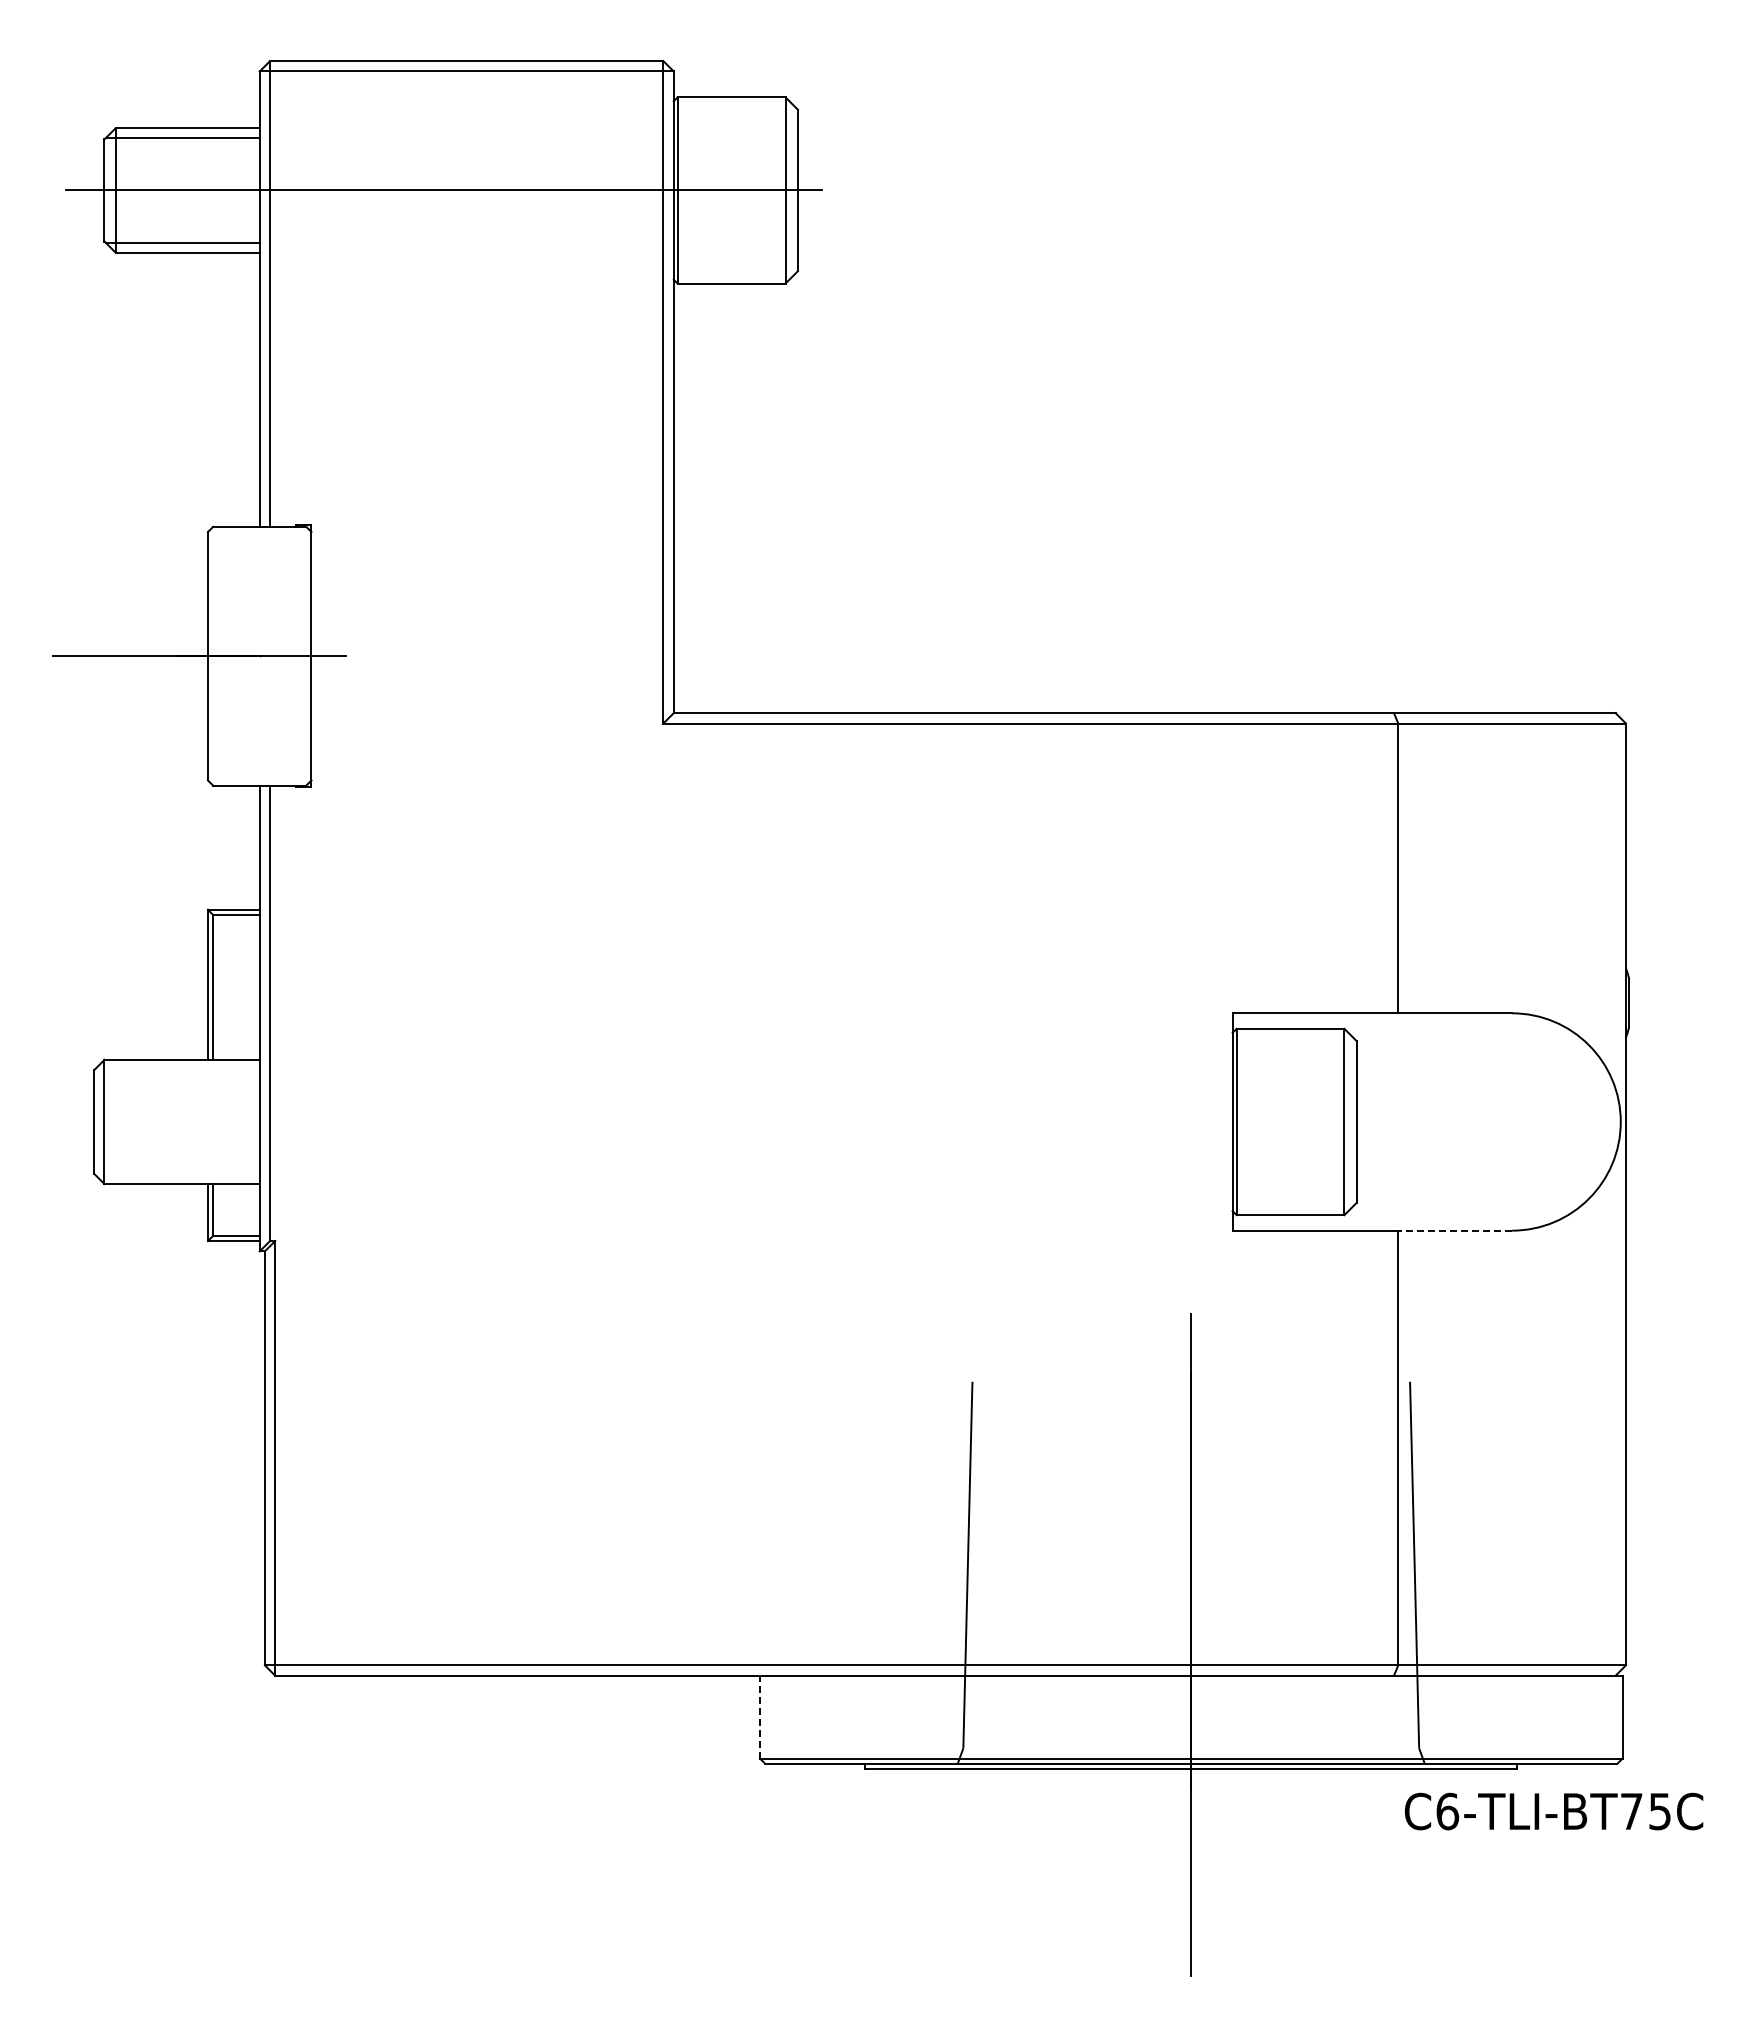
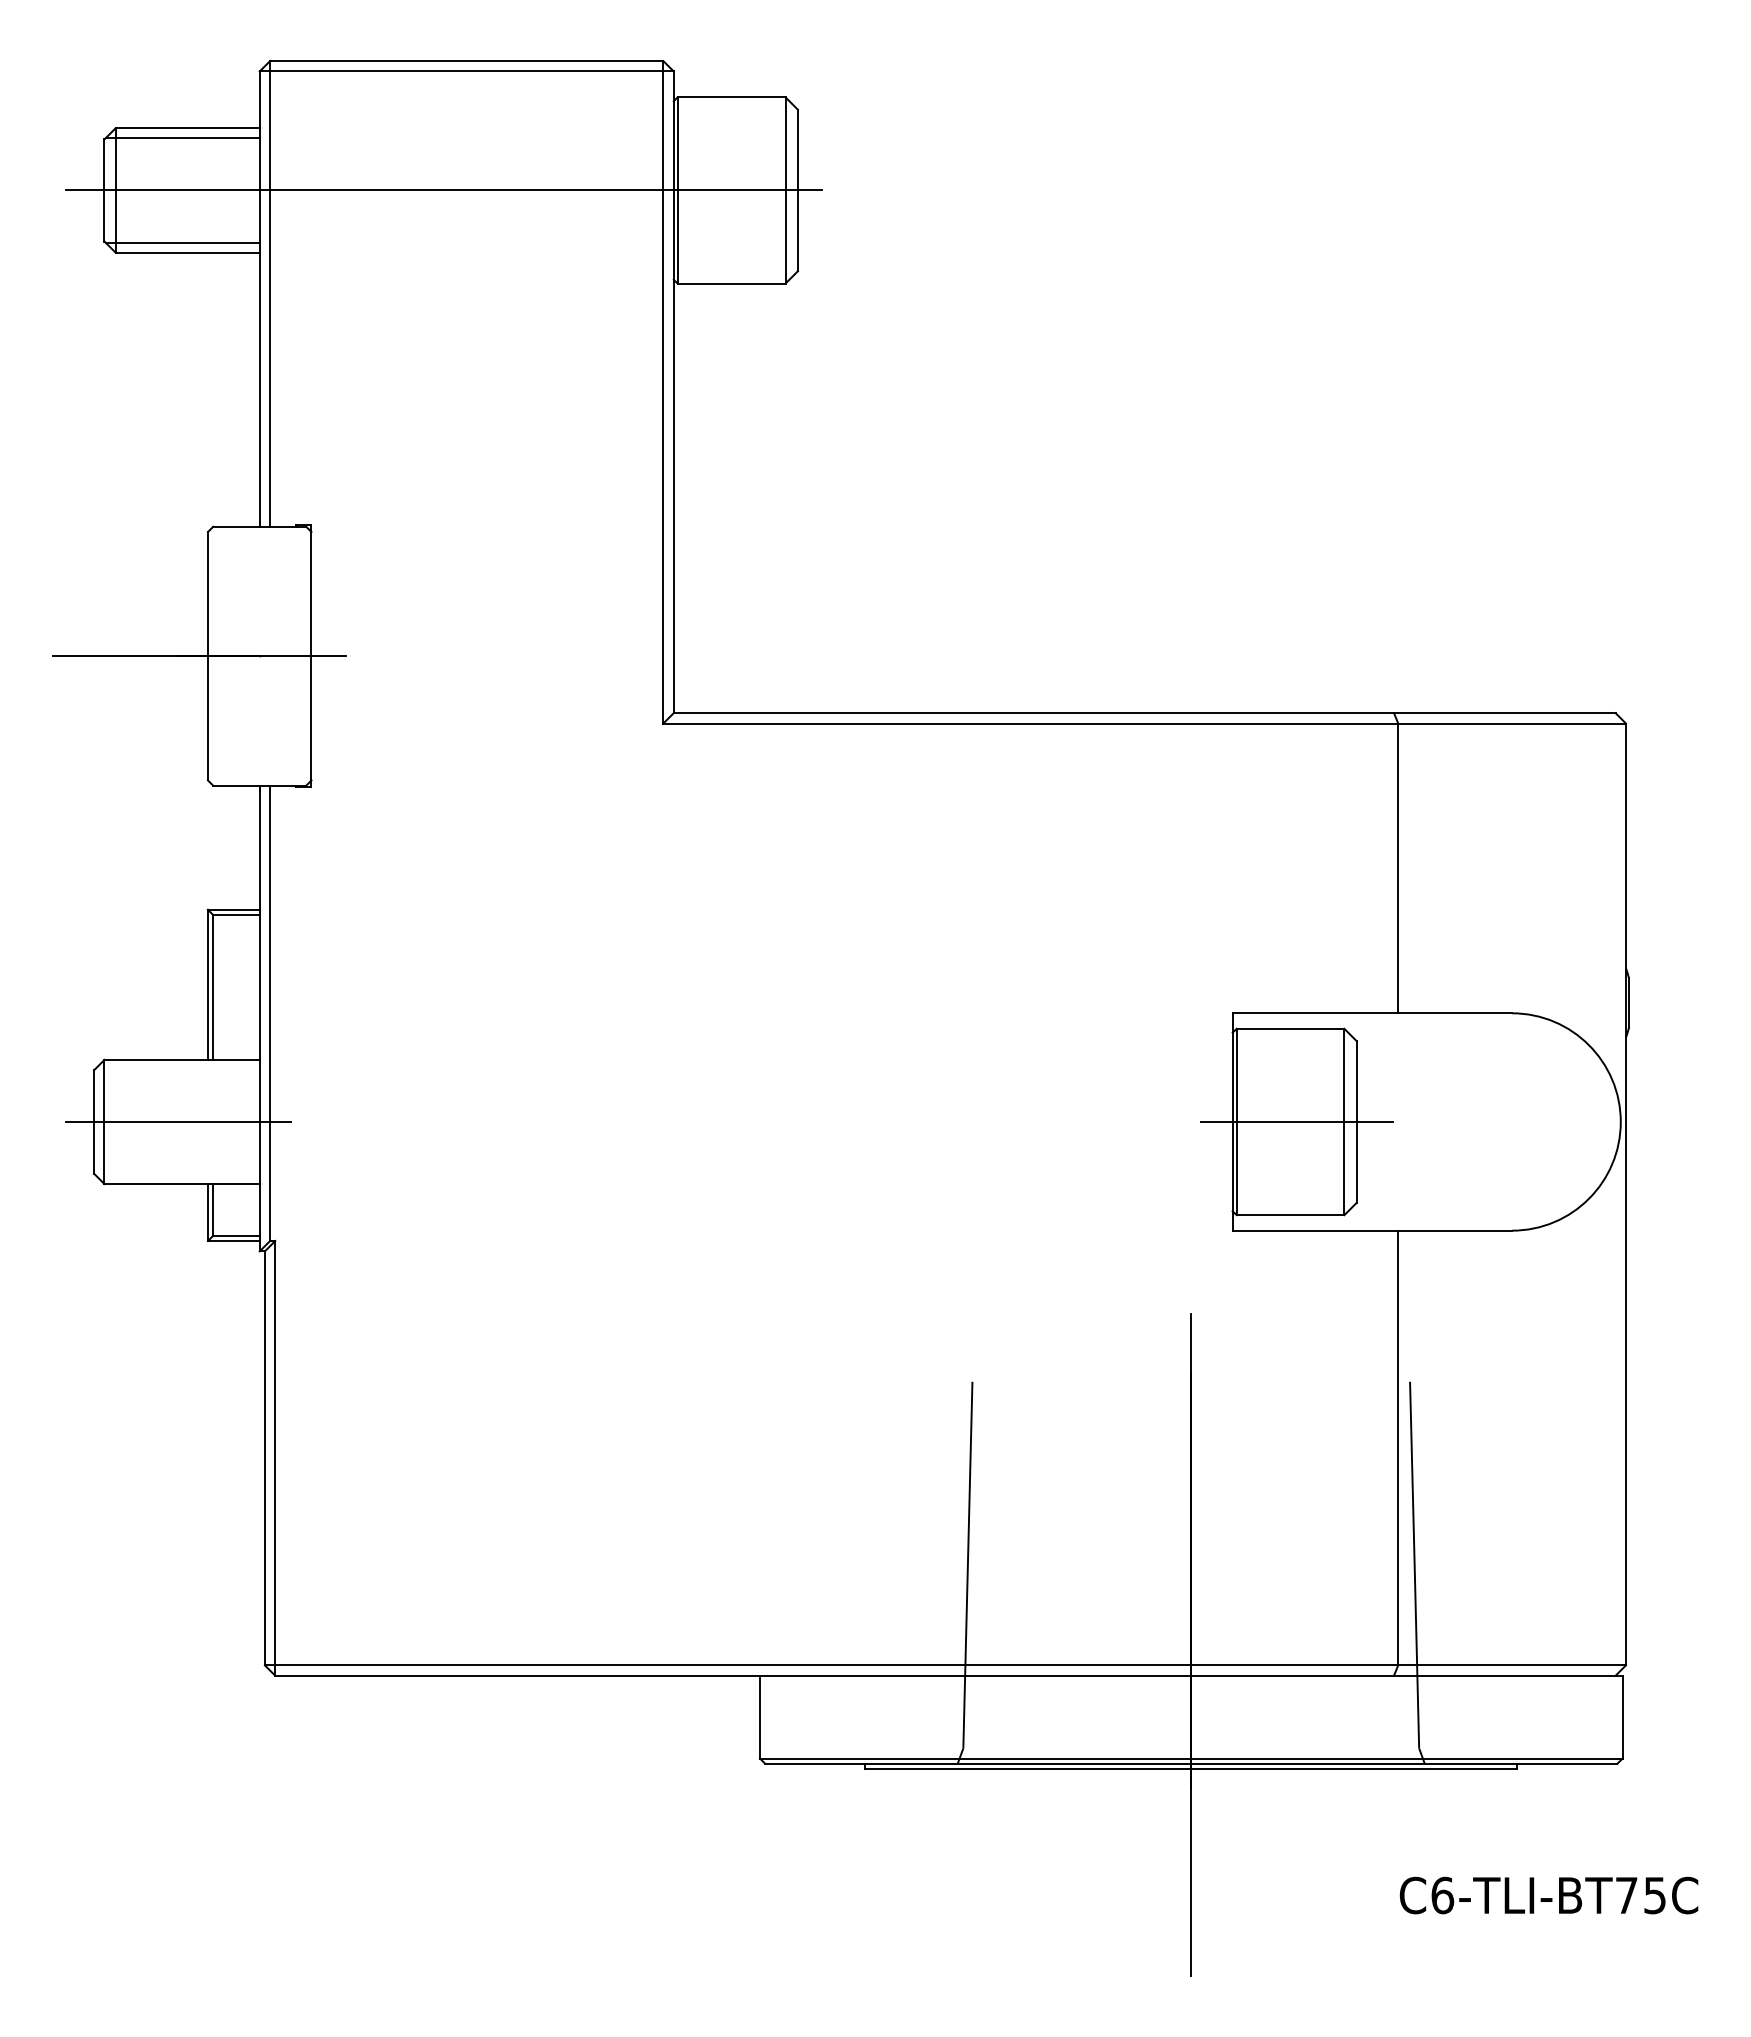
line: none -> present (177, 1122)
line: none -> present (1296, 1122)
line: dashed -> solid (1455, 1230)
line: dashed -> solid (759, 1716)
text position: (1553, 1811) -> (1548, 1895) (1548, 1895)
